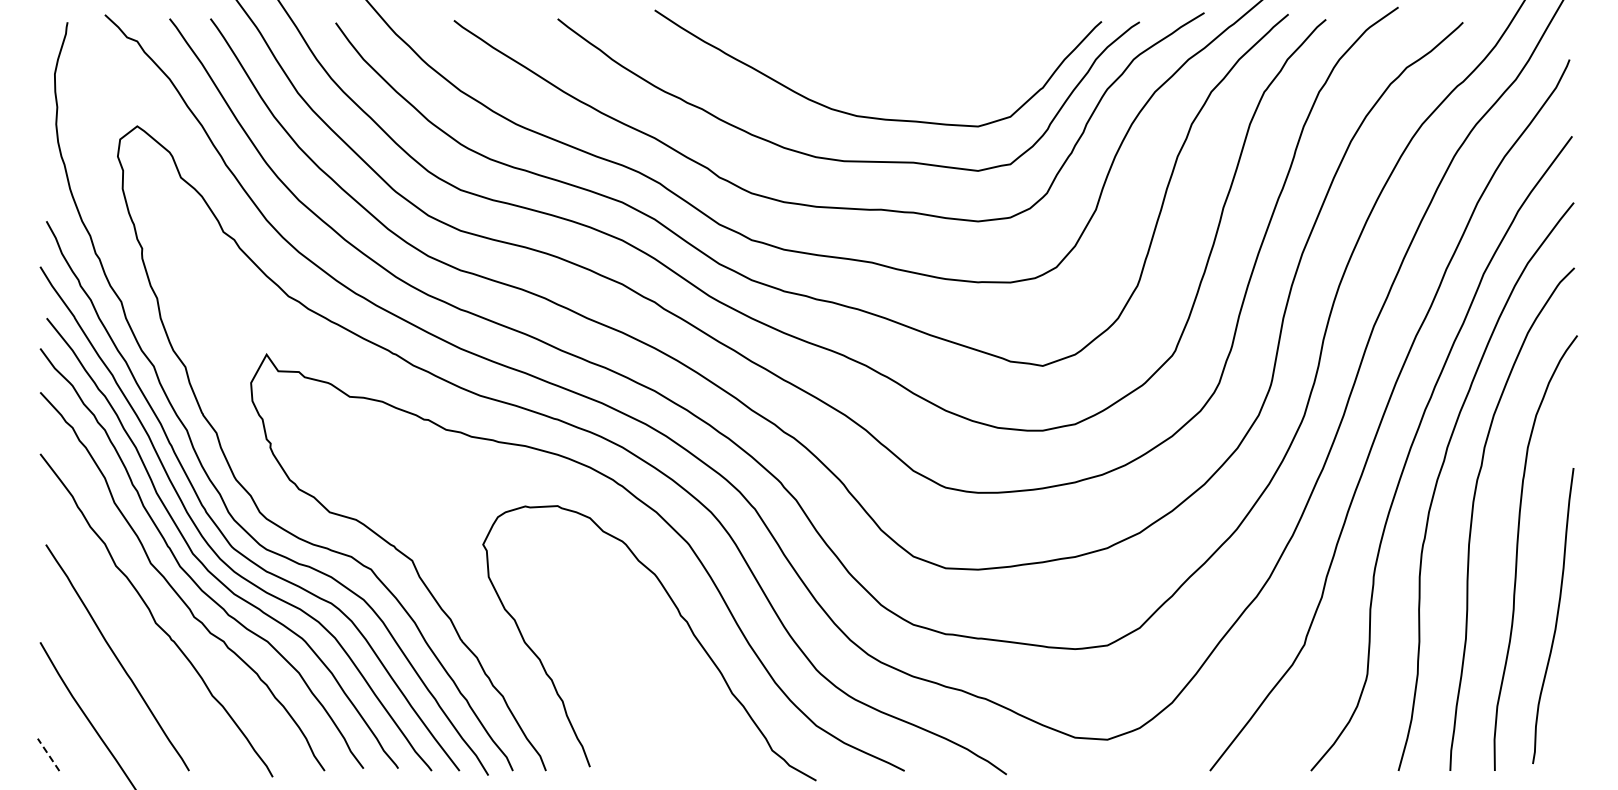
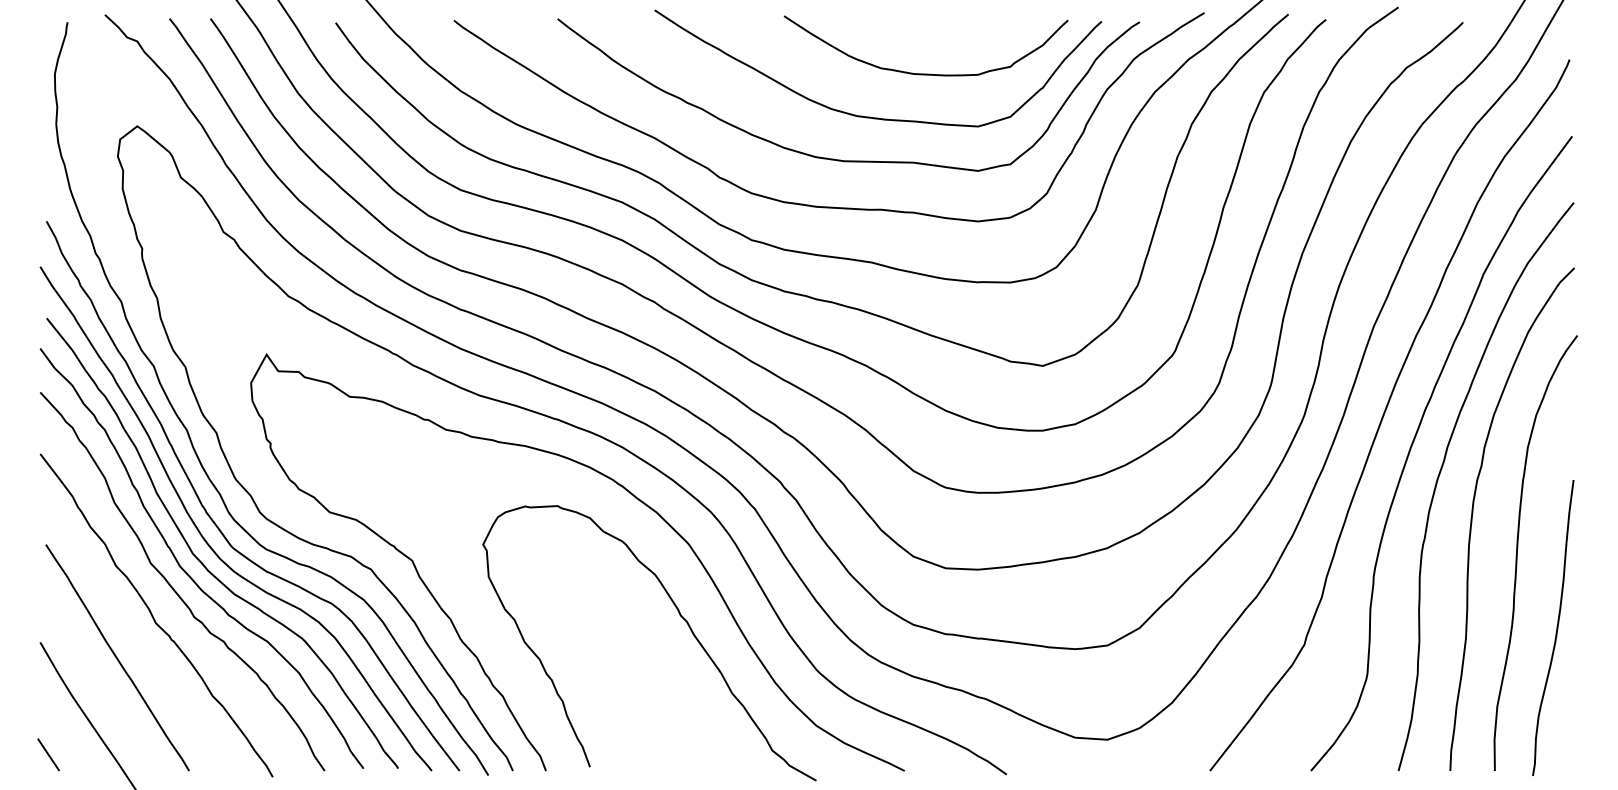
curve: none -> present (925, 73)
curve position: (1556, 615) -> (1556, 627) (1556, 627)
line: dashed -> solid (48, 754)
